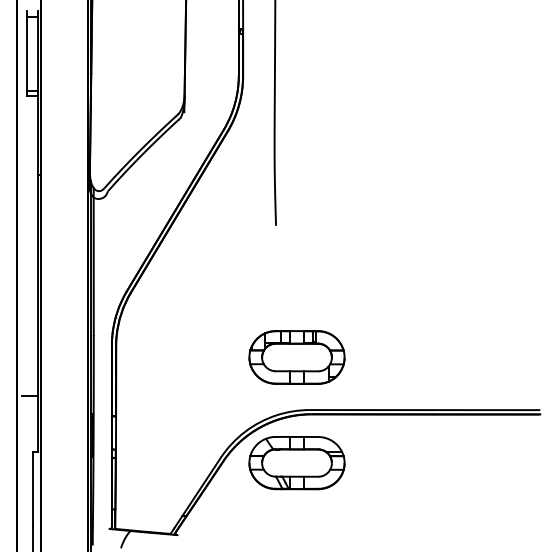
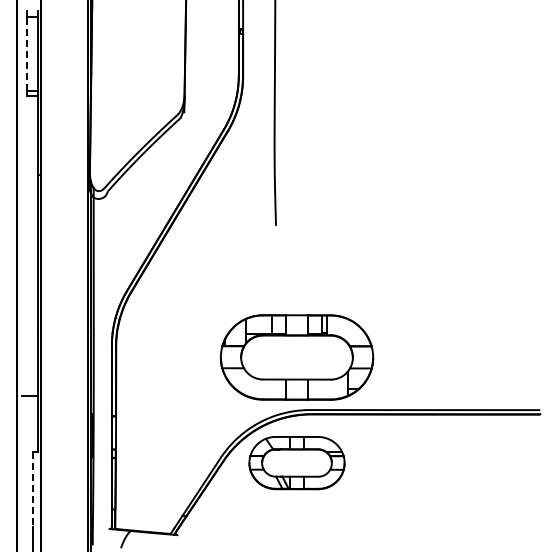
line: solid -> dashed (27, 53)
part size: 98x55 px -> 156x87 px (296, 357)
line: solid -> dashed (32, 489)
